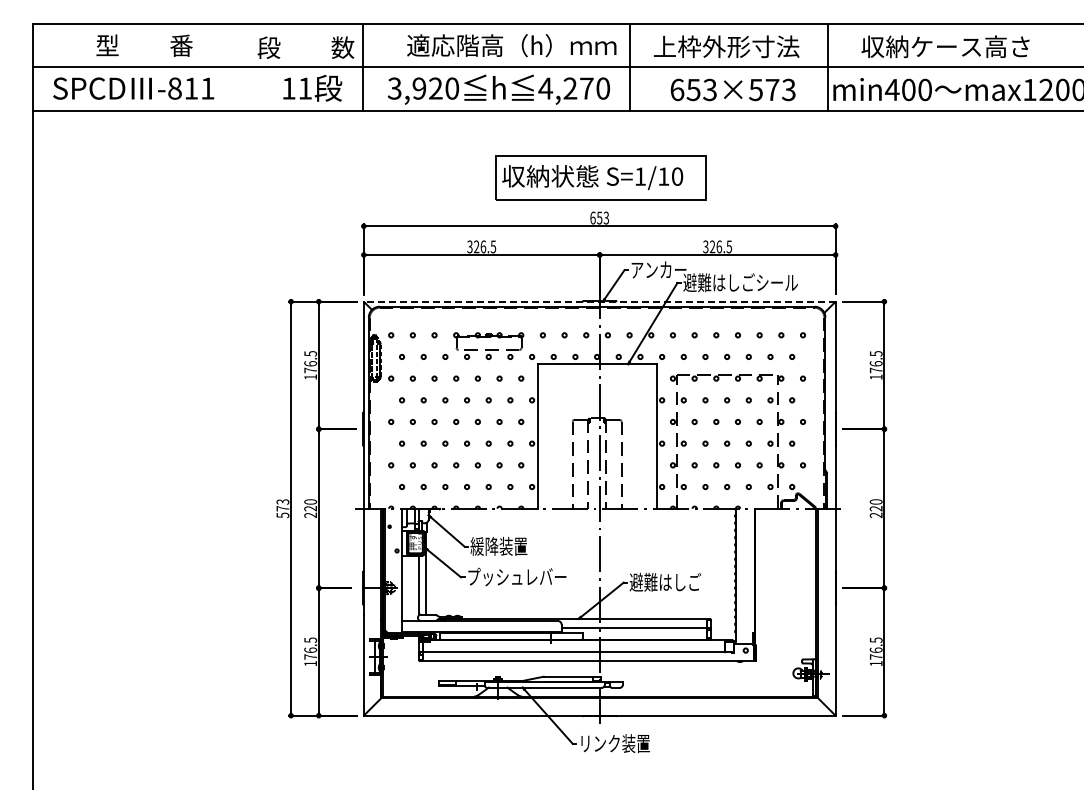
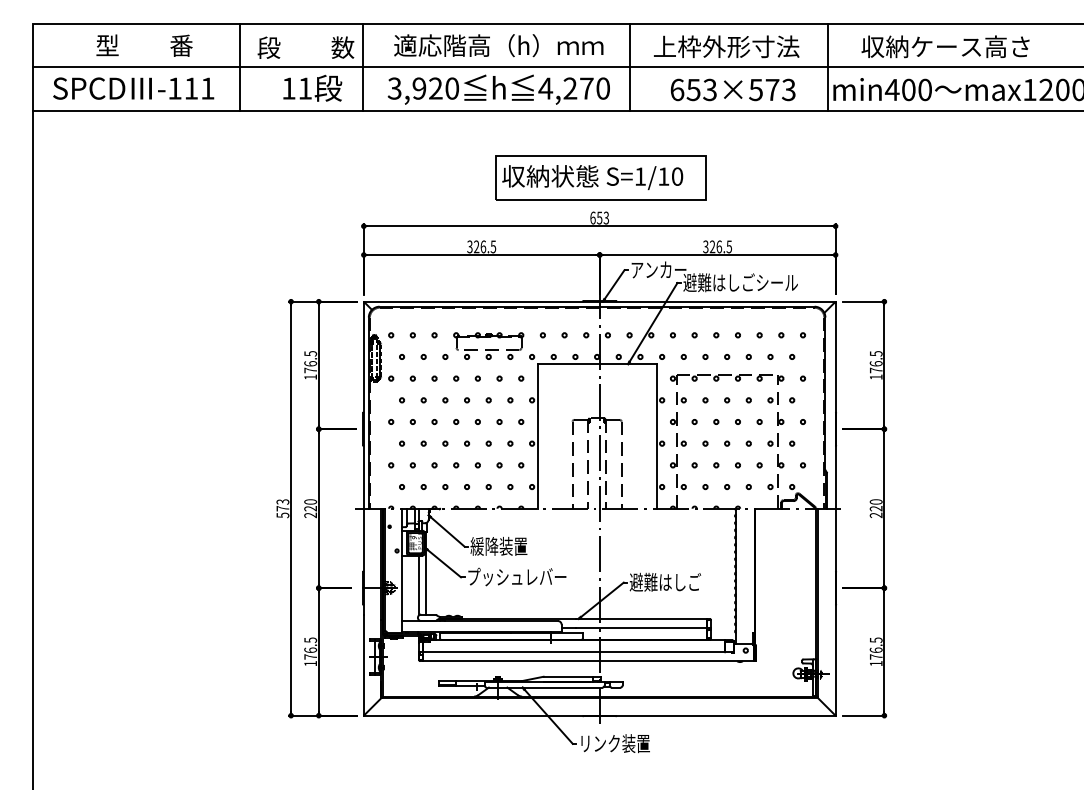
text position: (511, 45) -> (498, 45) (498, 45)
line: none -> present (239, 66)
text: -811 -> -111 (174, 88)
line: dashed -> solid (599, 301)
